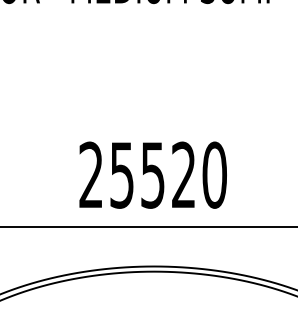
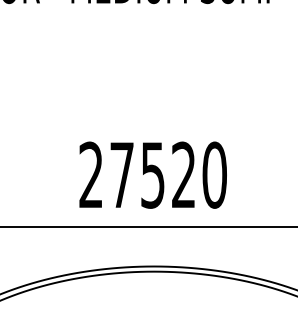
text: 25520 -> 27520 (121, 175)
